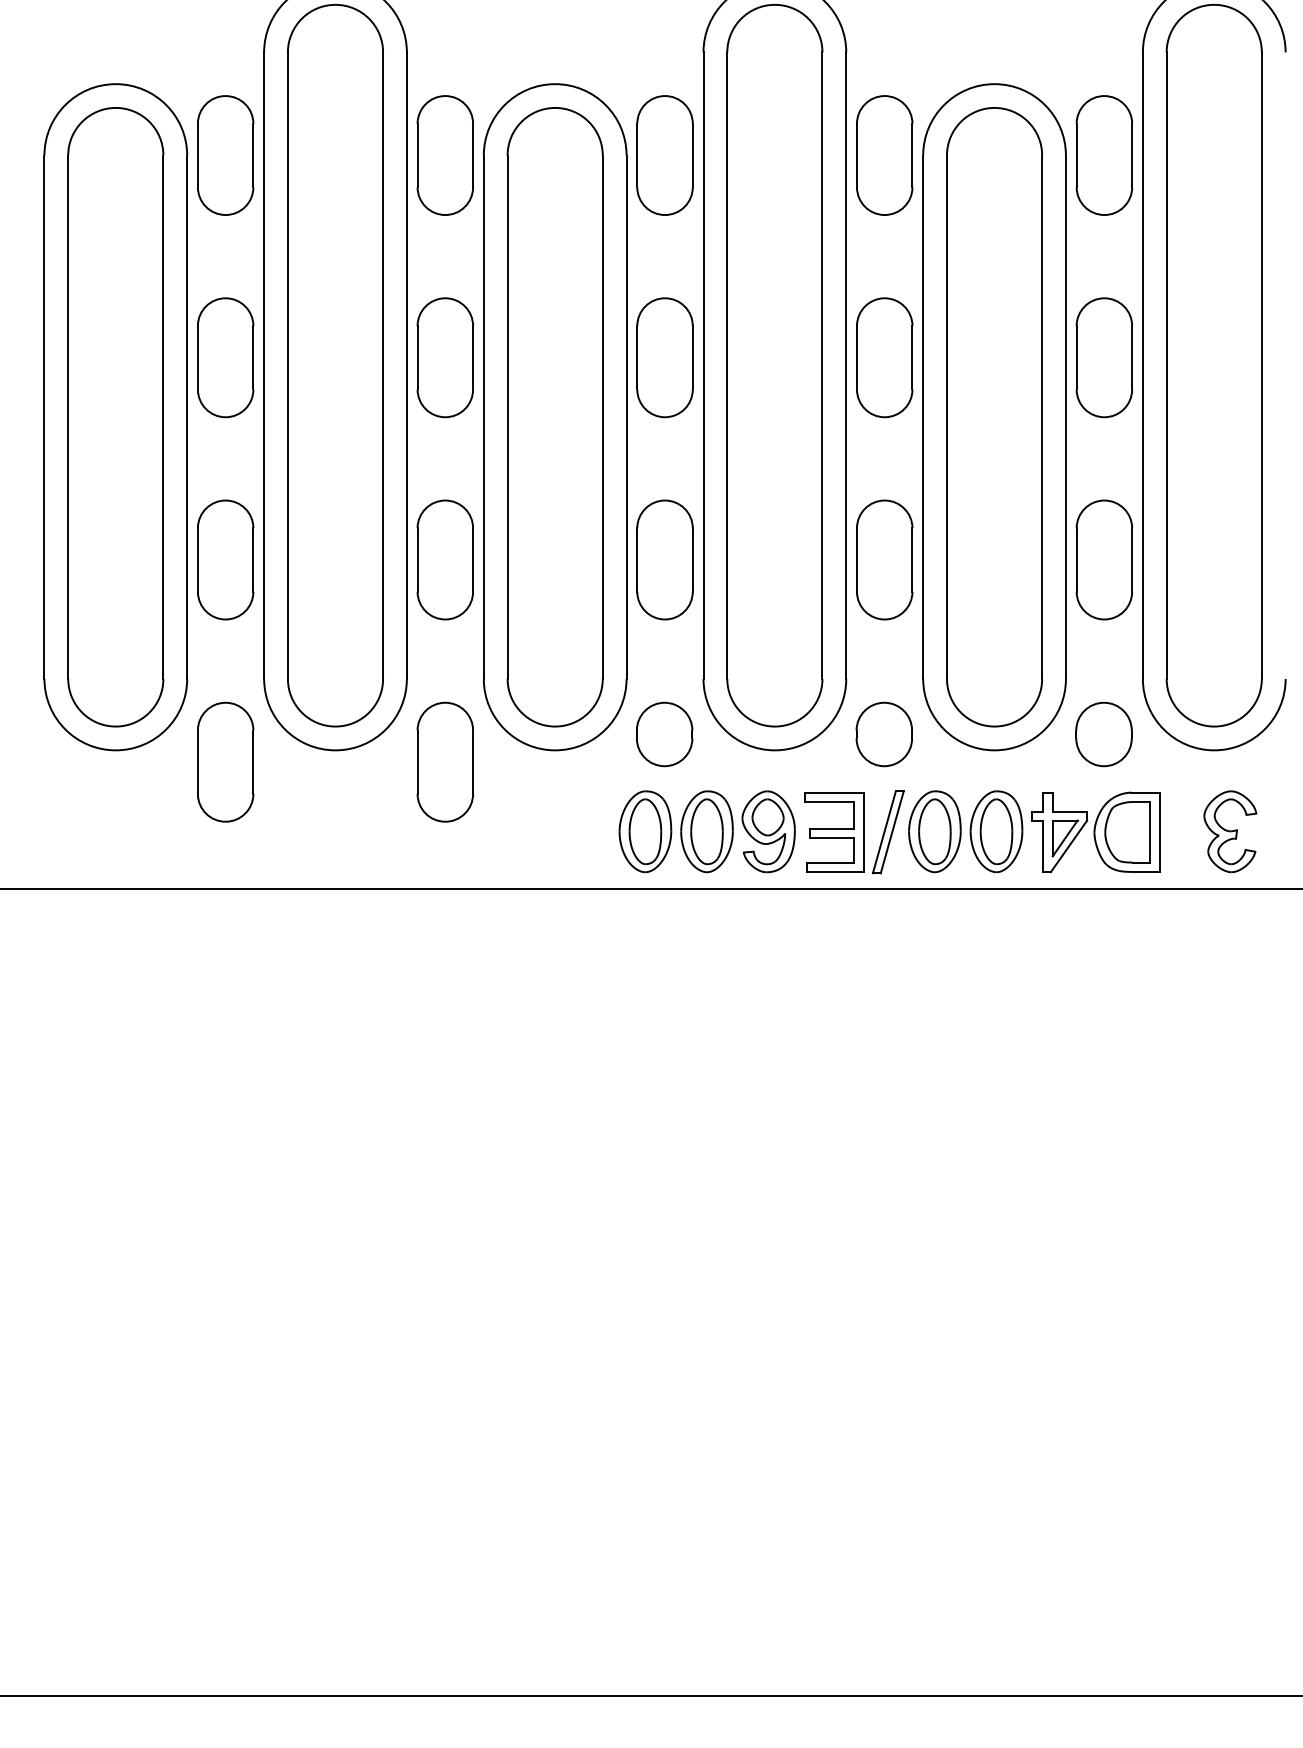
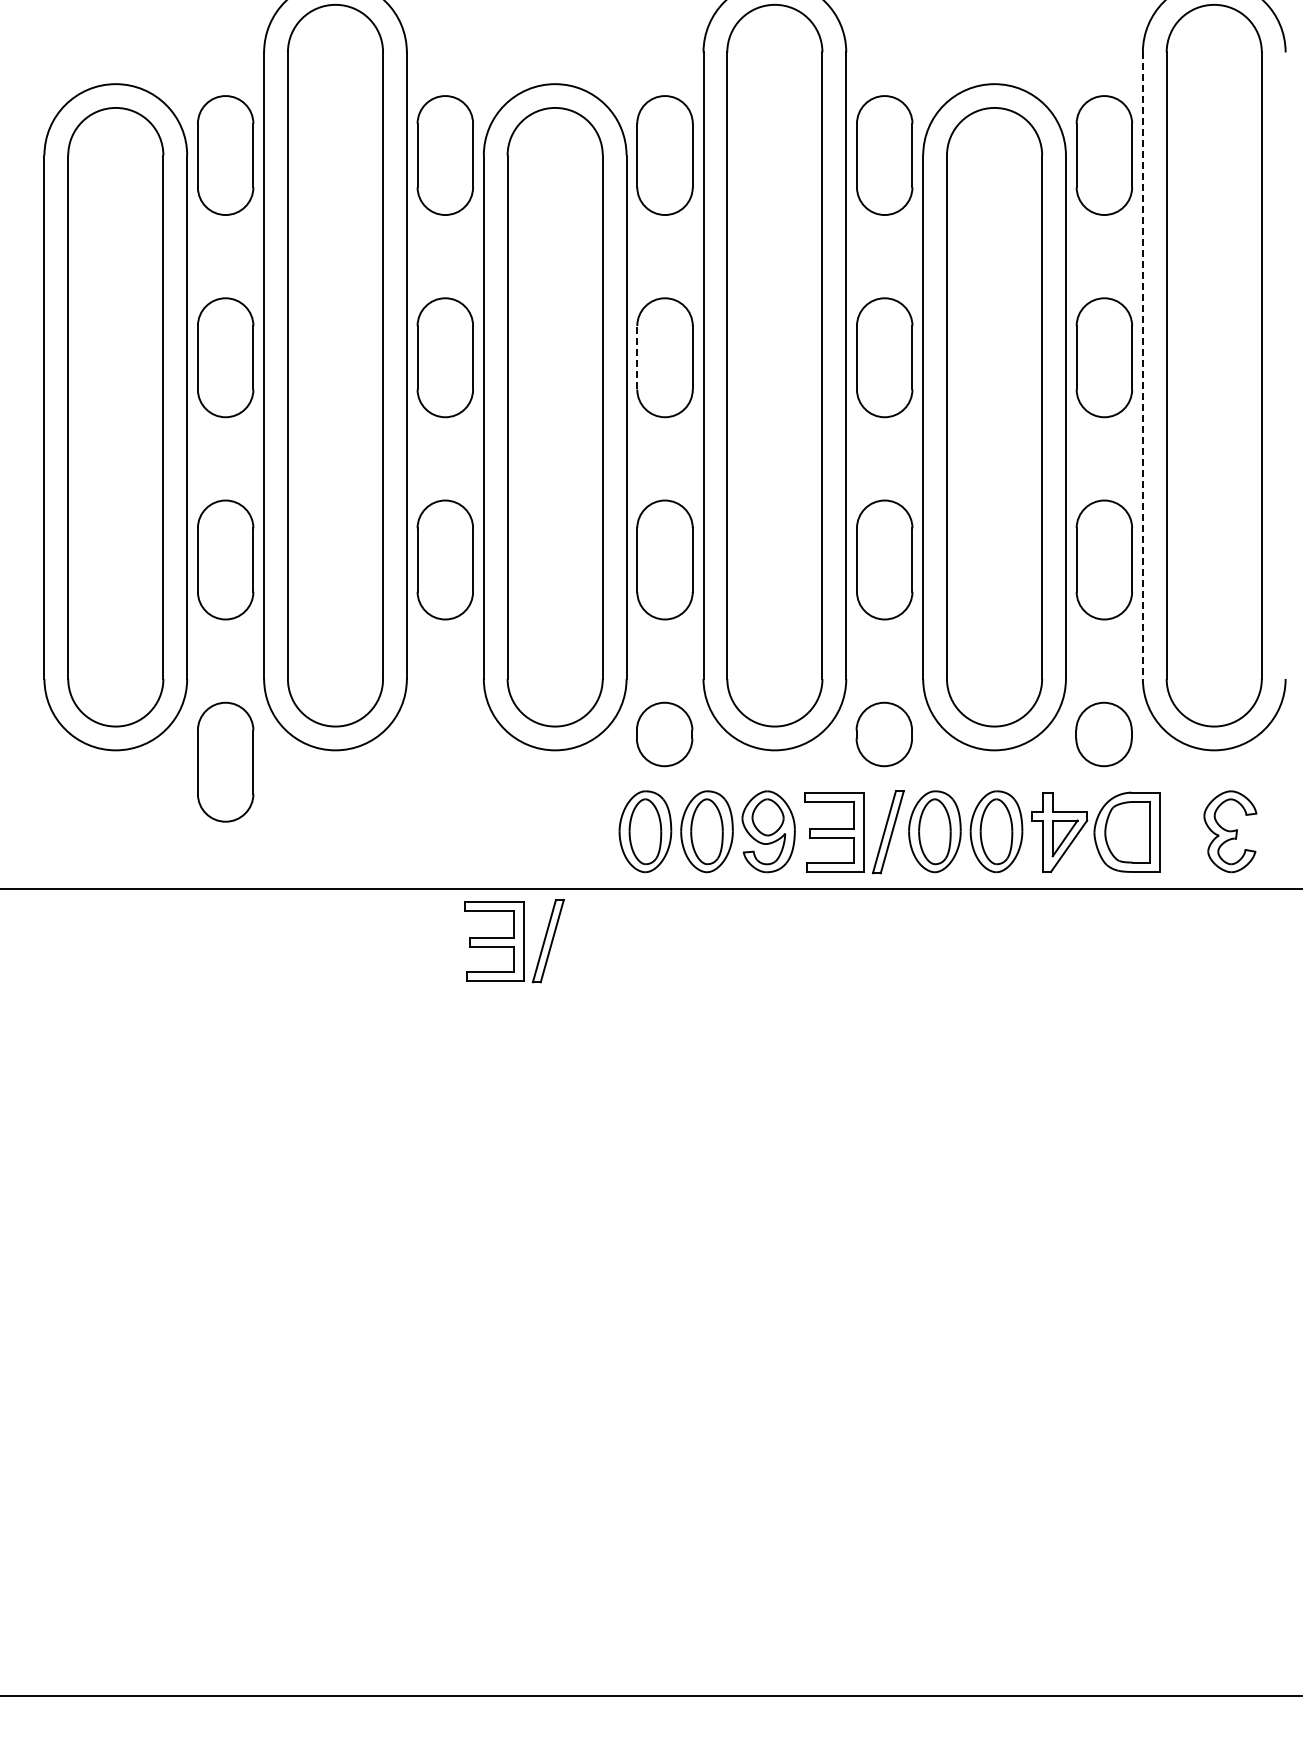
line: solid -> dashed (637, 357)
line: solid -> dashed (1142, 366)
part: present -> none (444, 761)
part: none -> present (514, 941)
